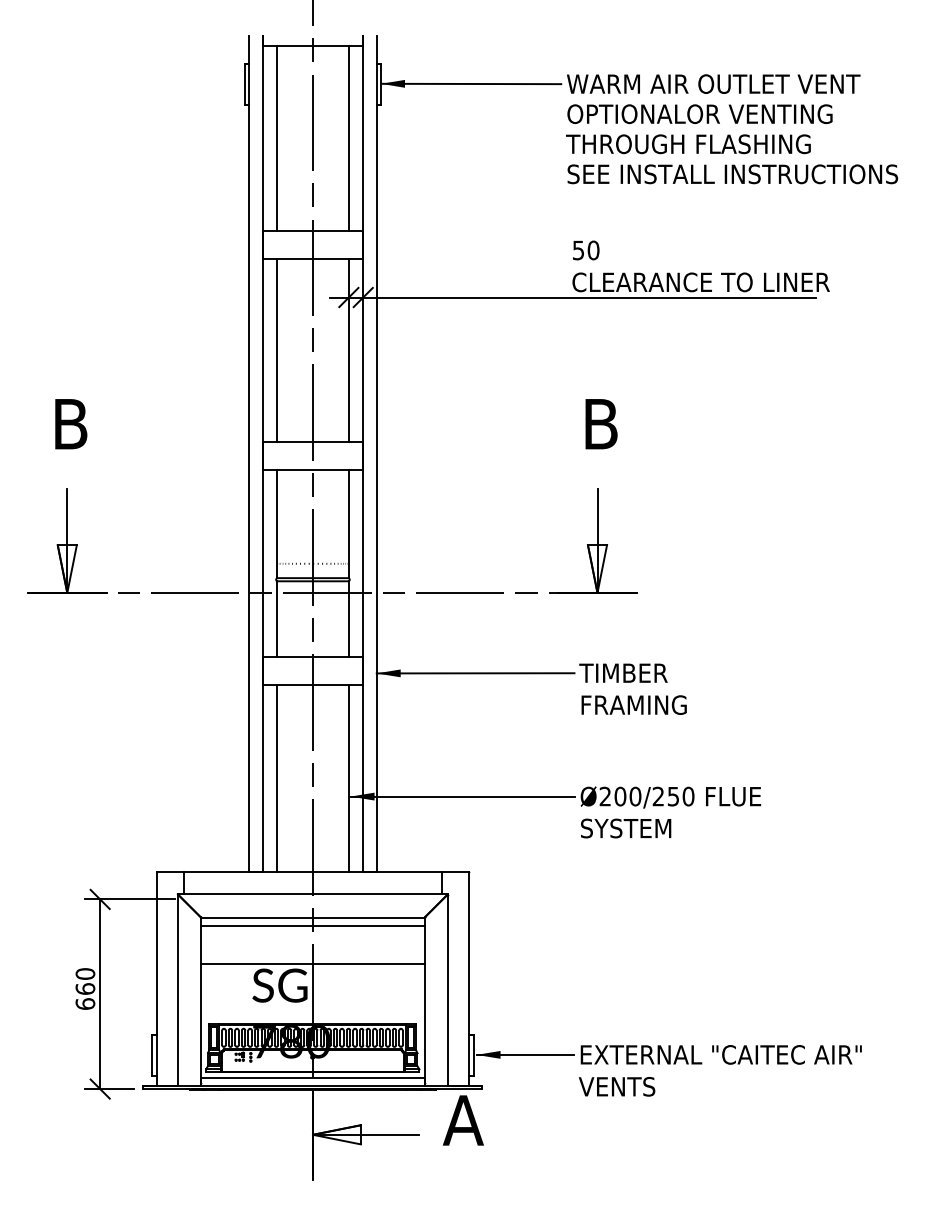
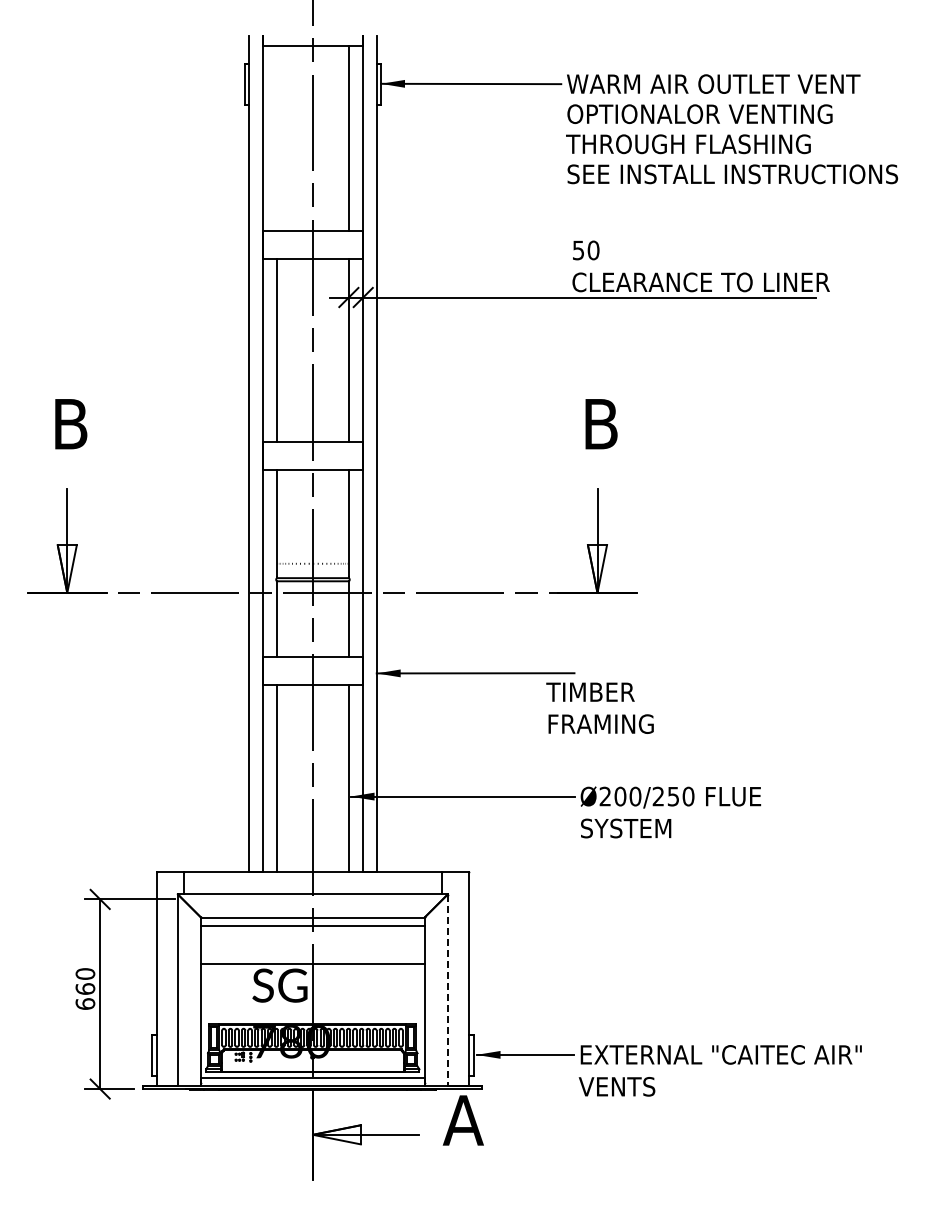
line: present -> none (277, 137)
text position: (632, 688) -> (599, 707) (599, 707)
line: solid -> dashed (448, 990)
